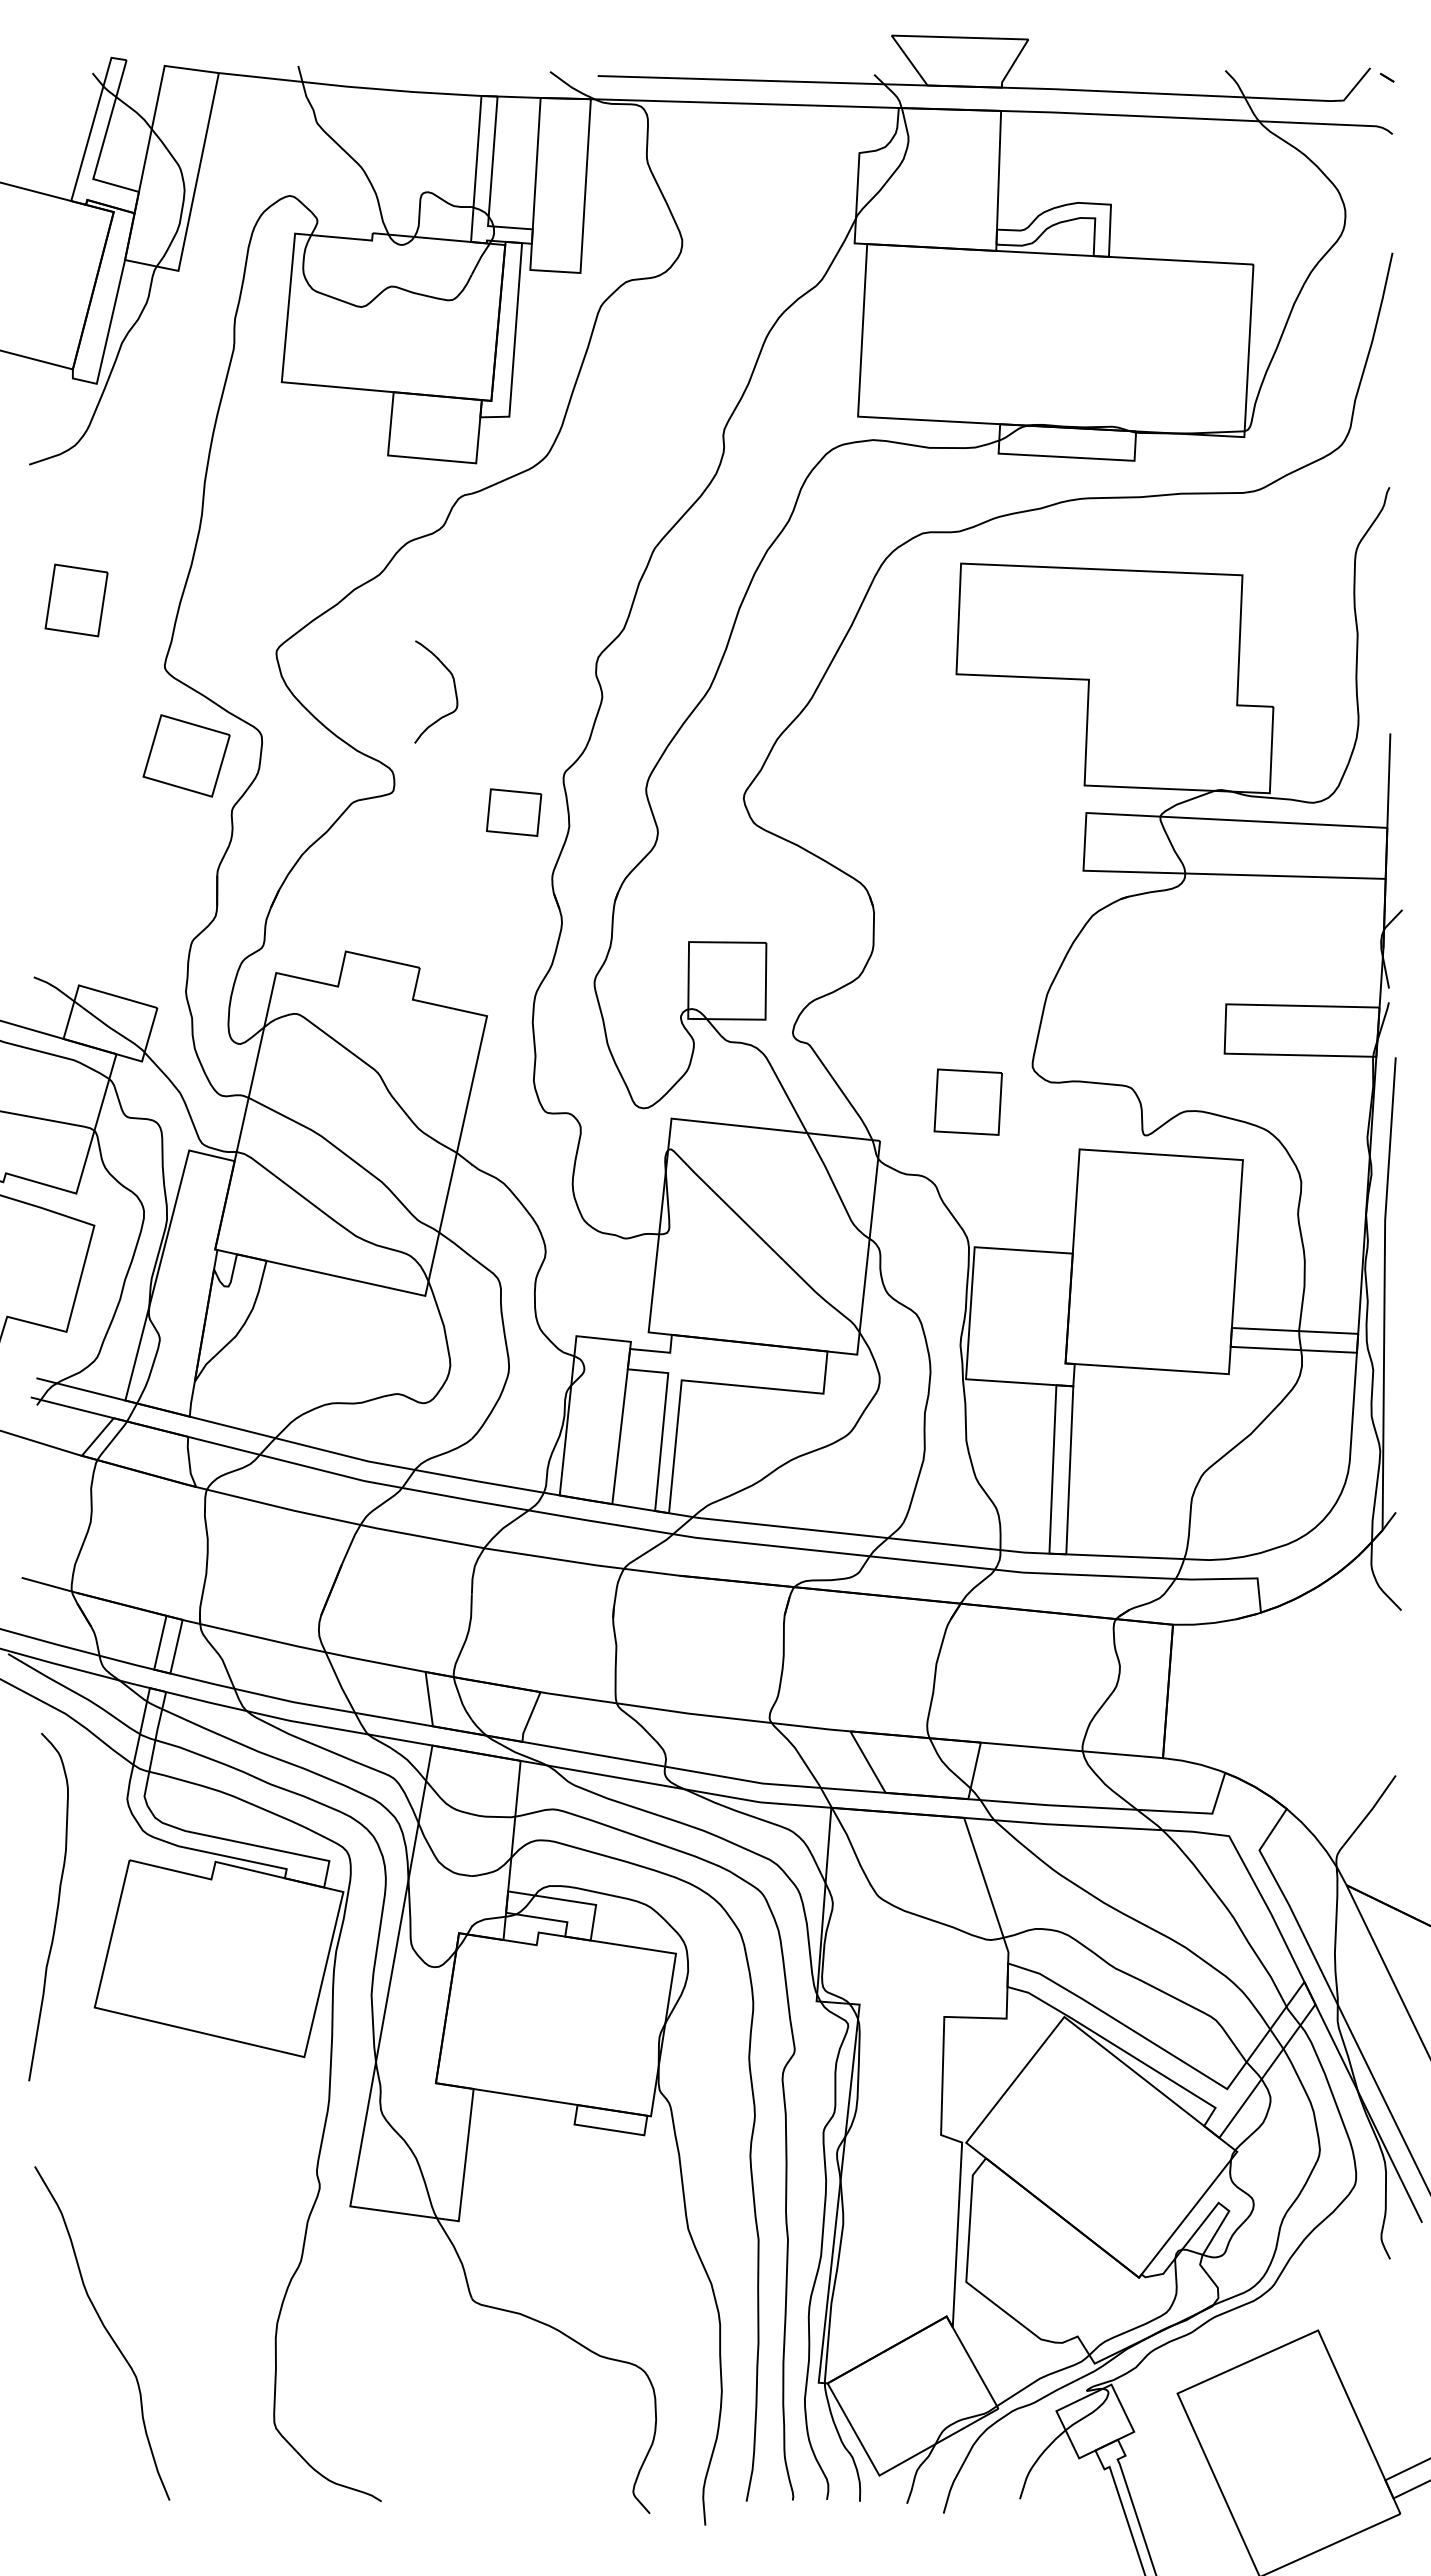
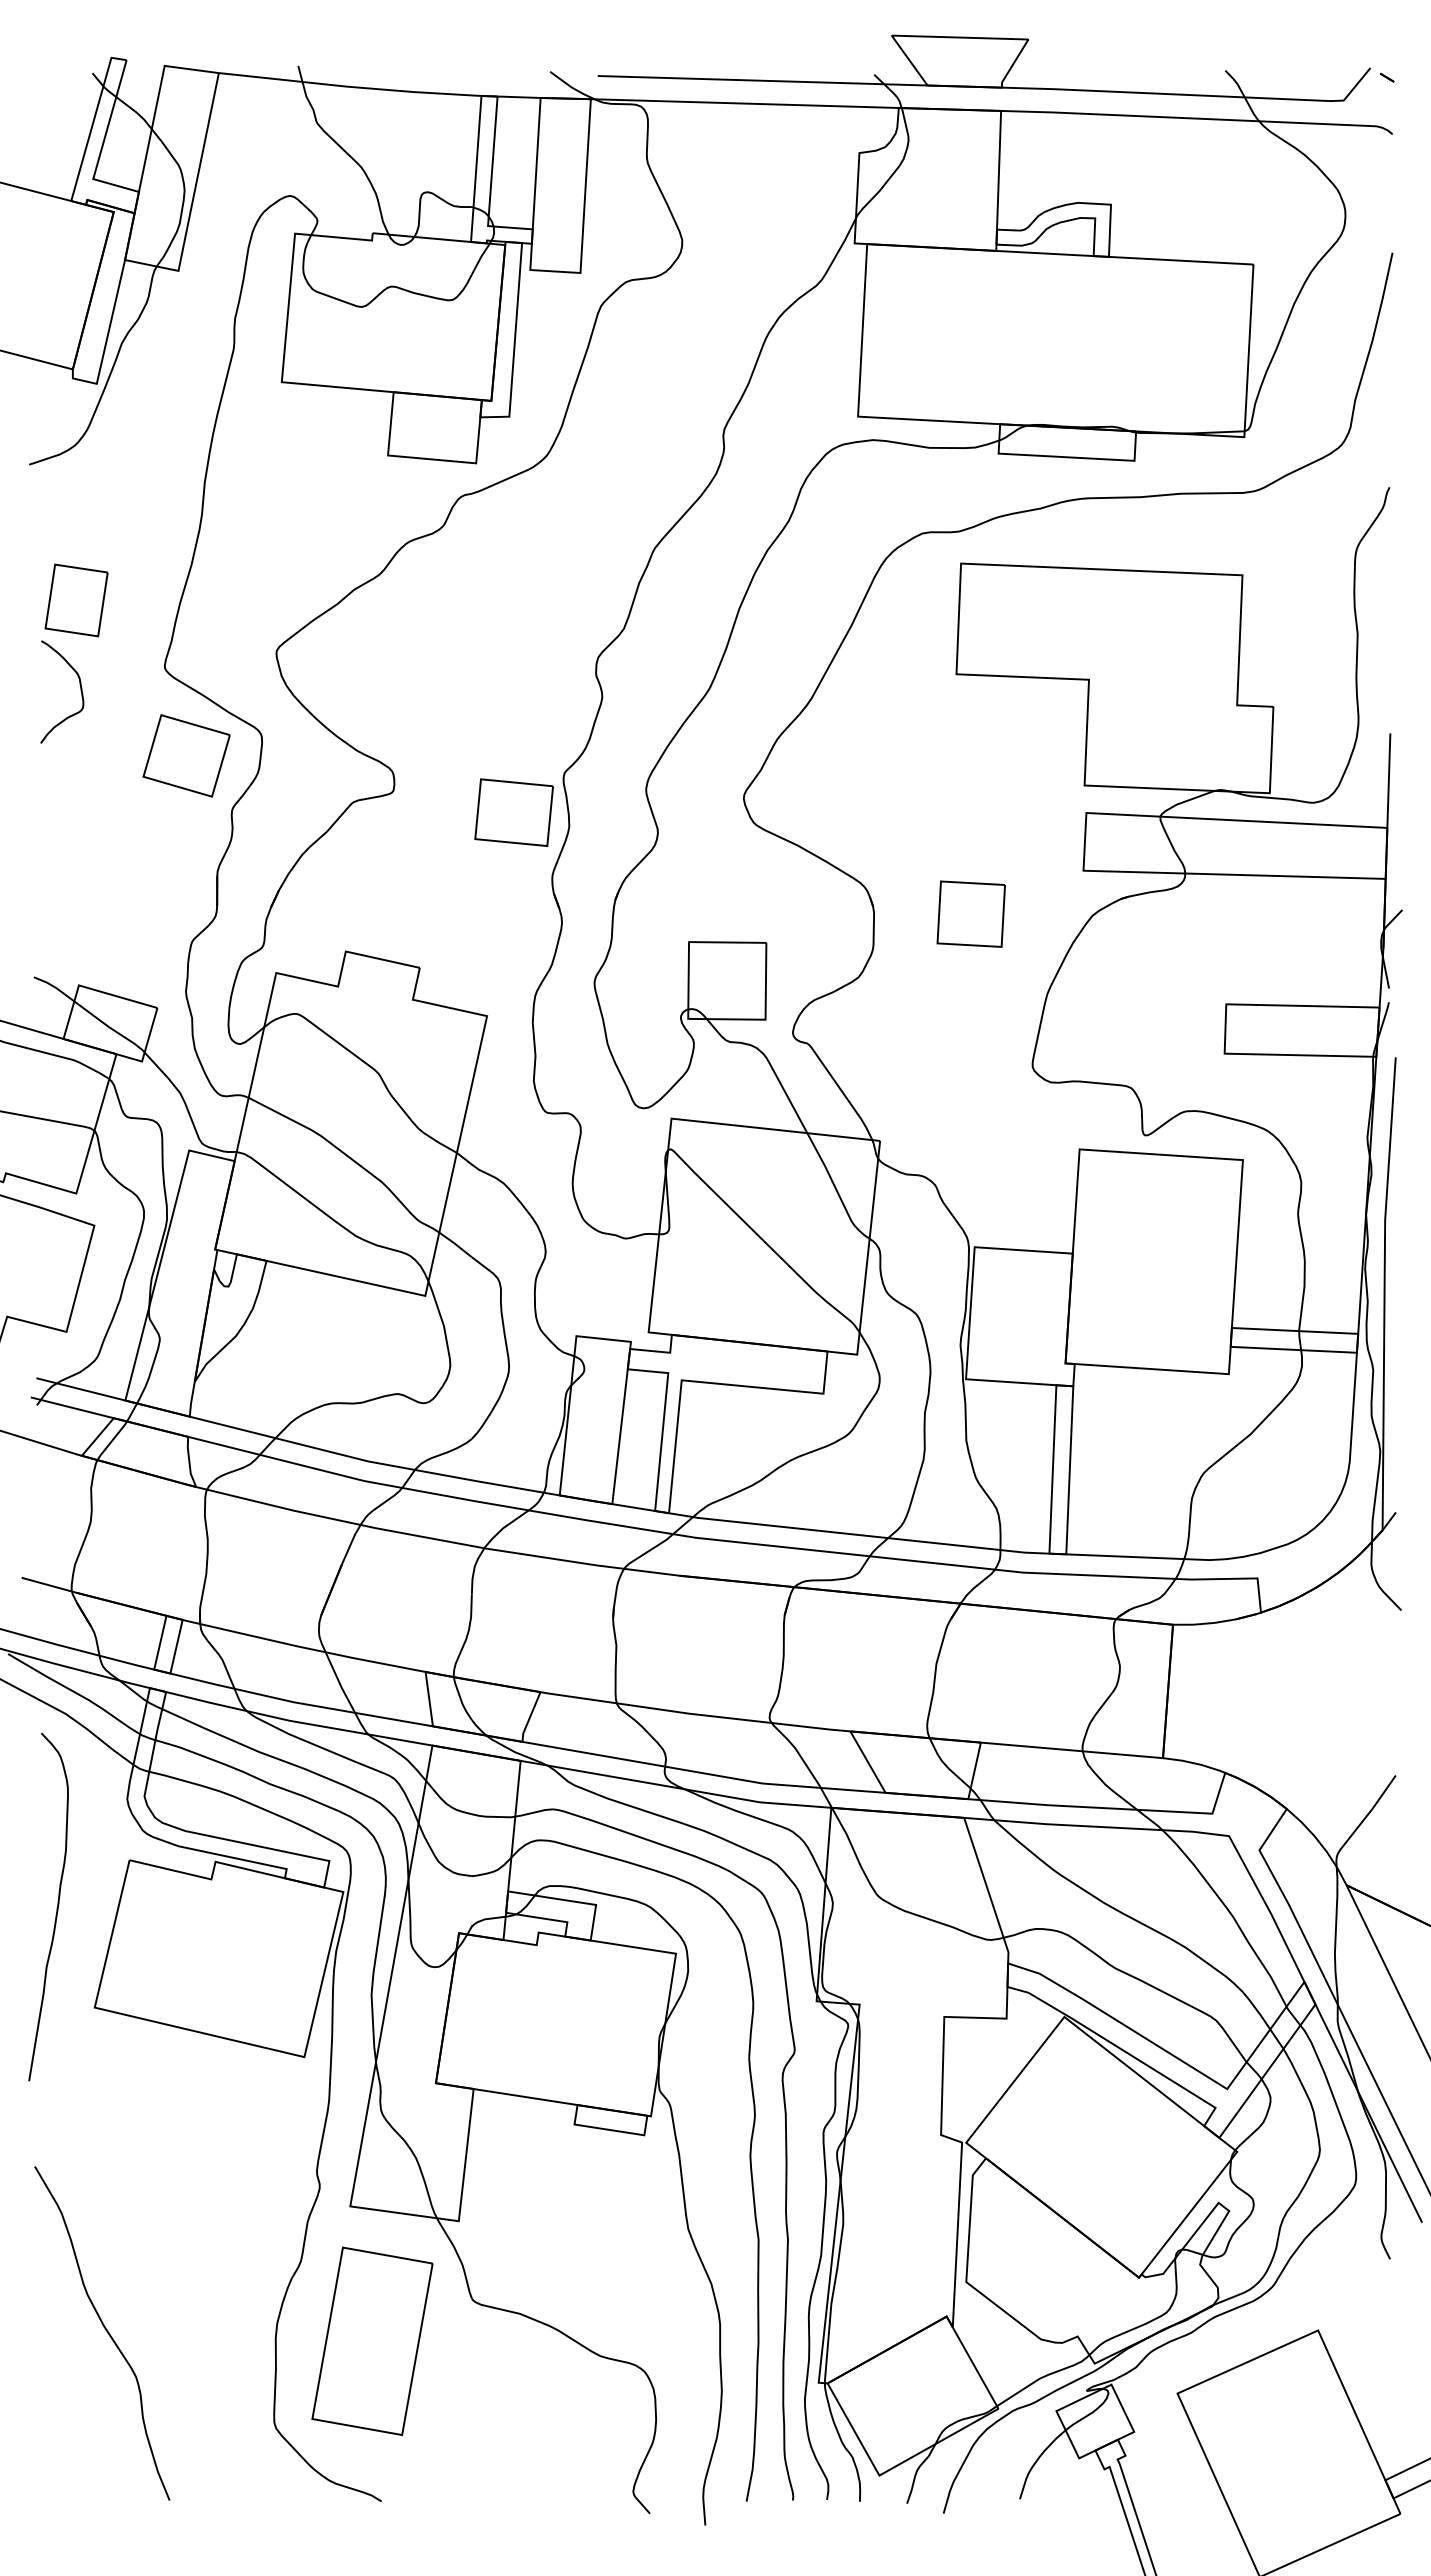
curve position: (454, 691) -> (80, 691) (80, 691)
part size: 57x49 px -> 80x69 px (513, 812)
part position: (967, 1101) -> (970, 913) (970, 913)
part: none -> present (372, 2340)
